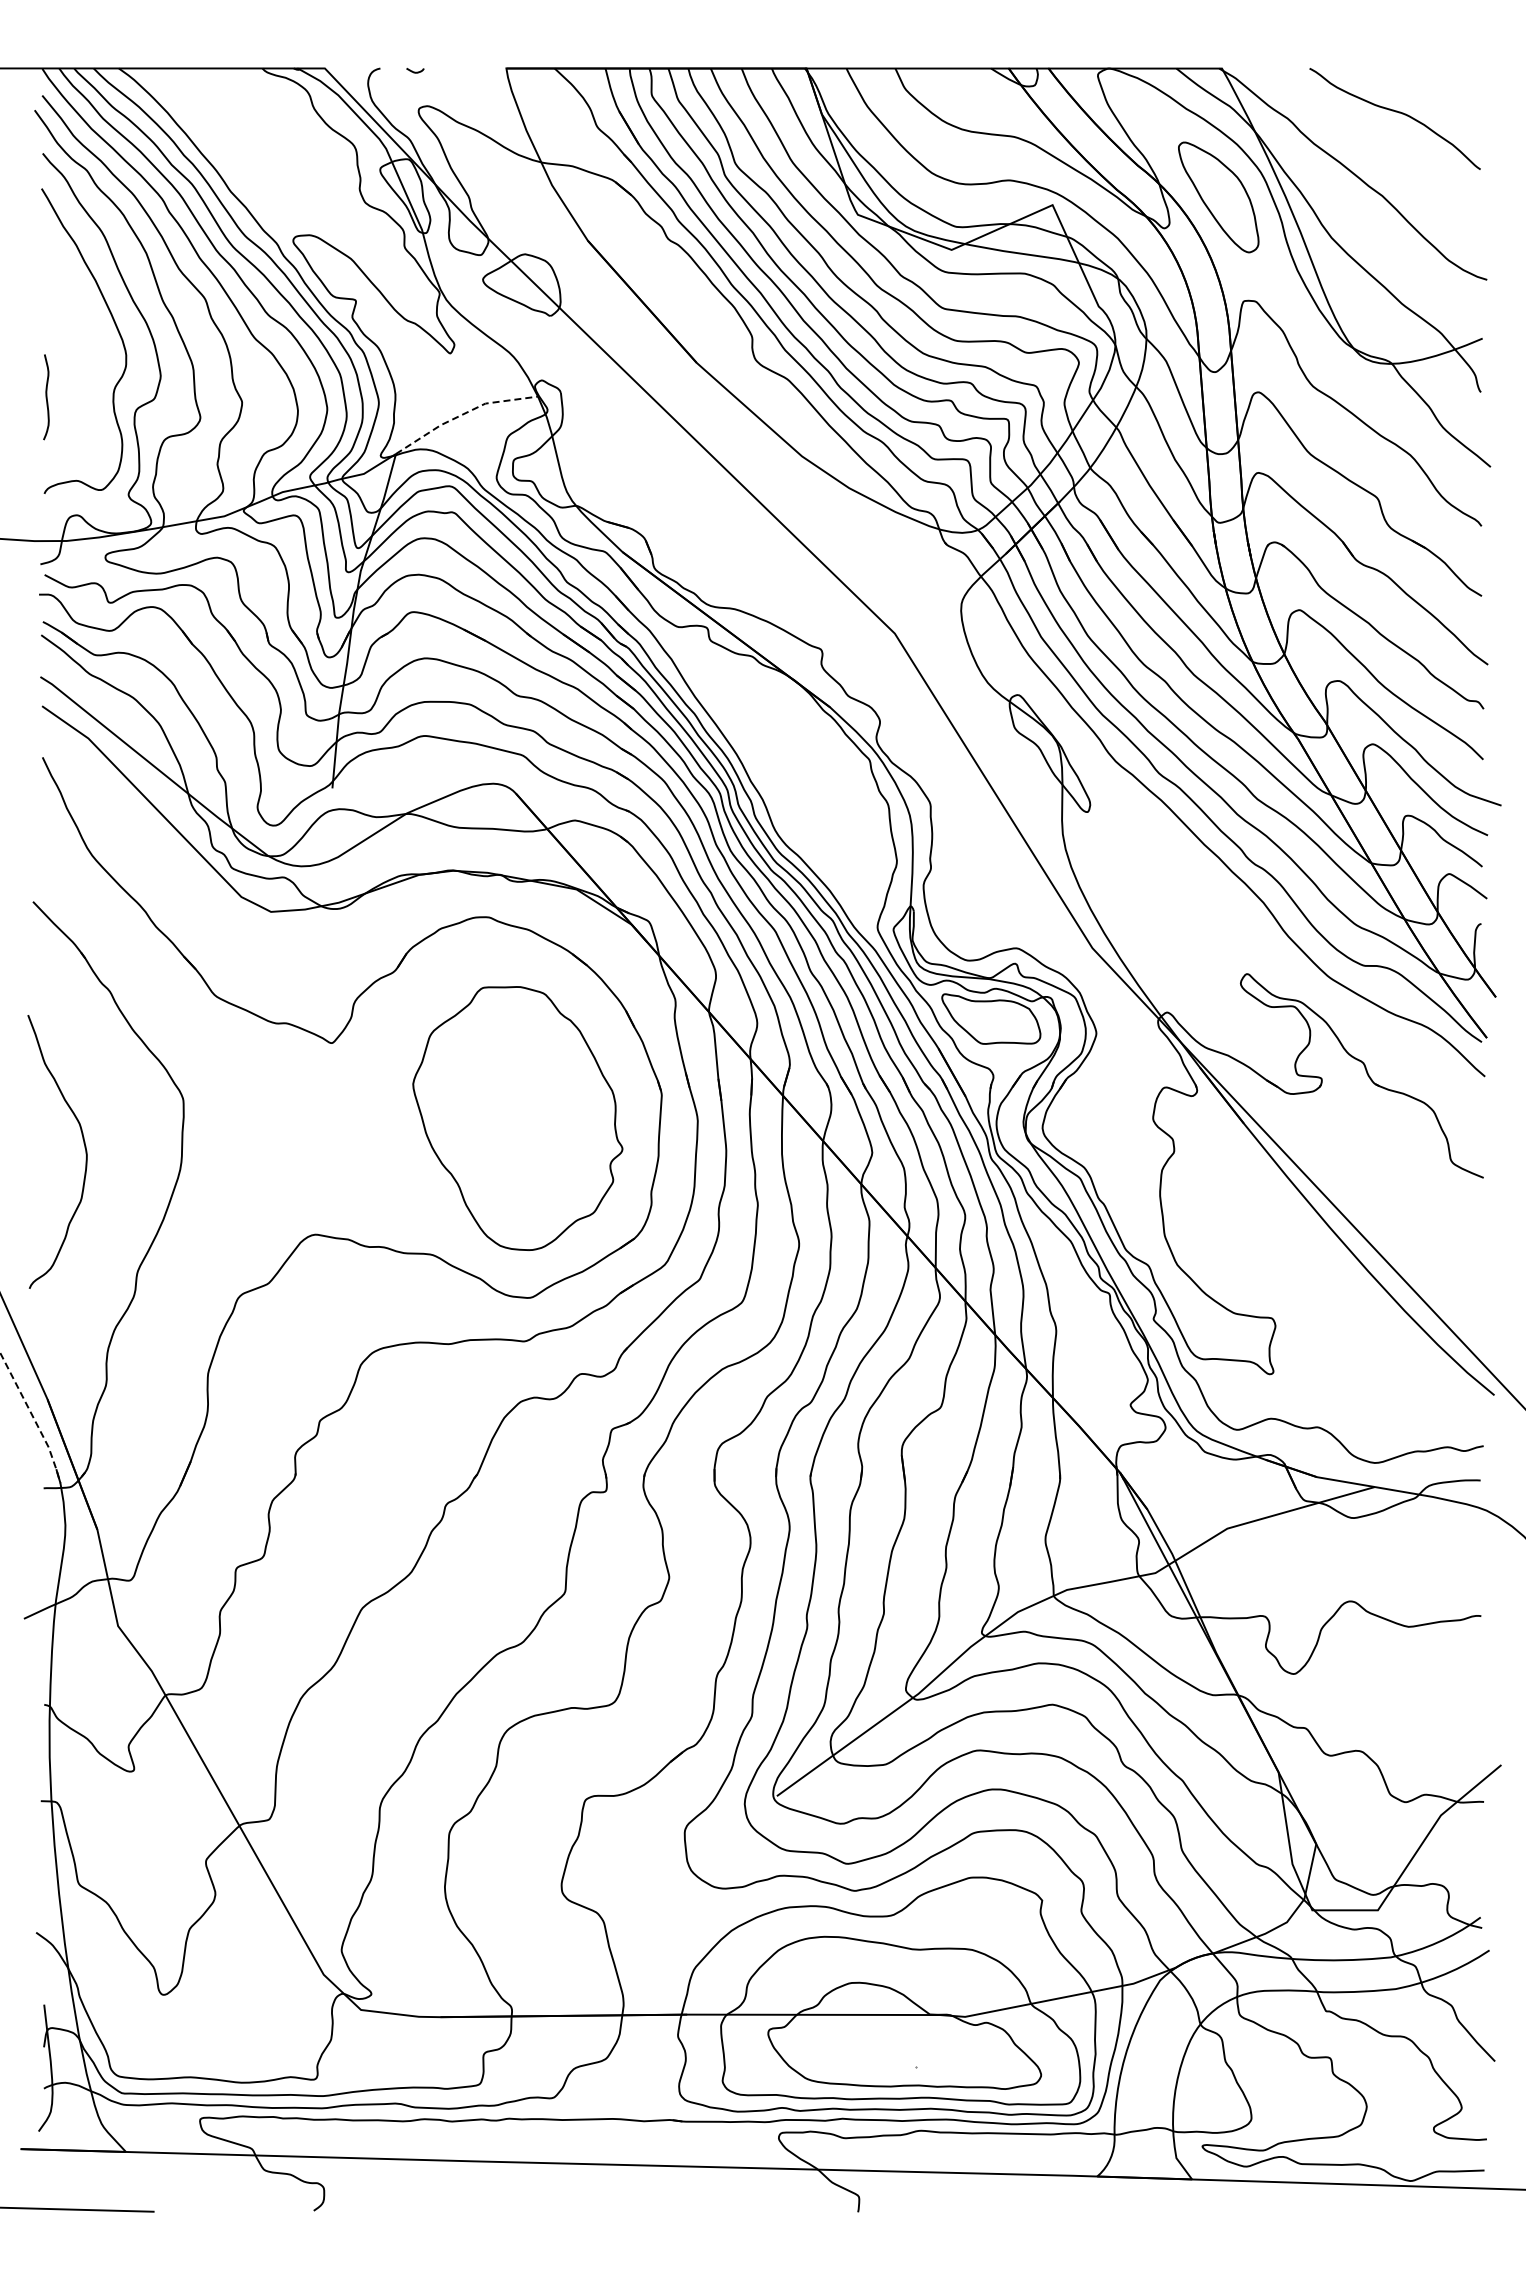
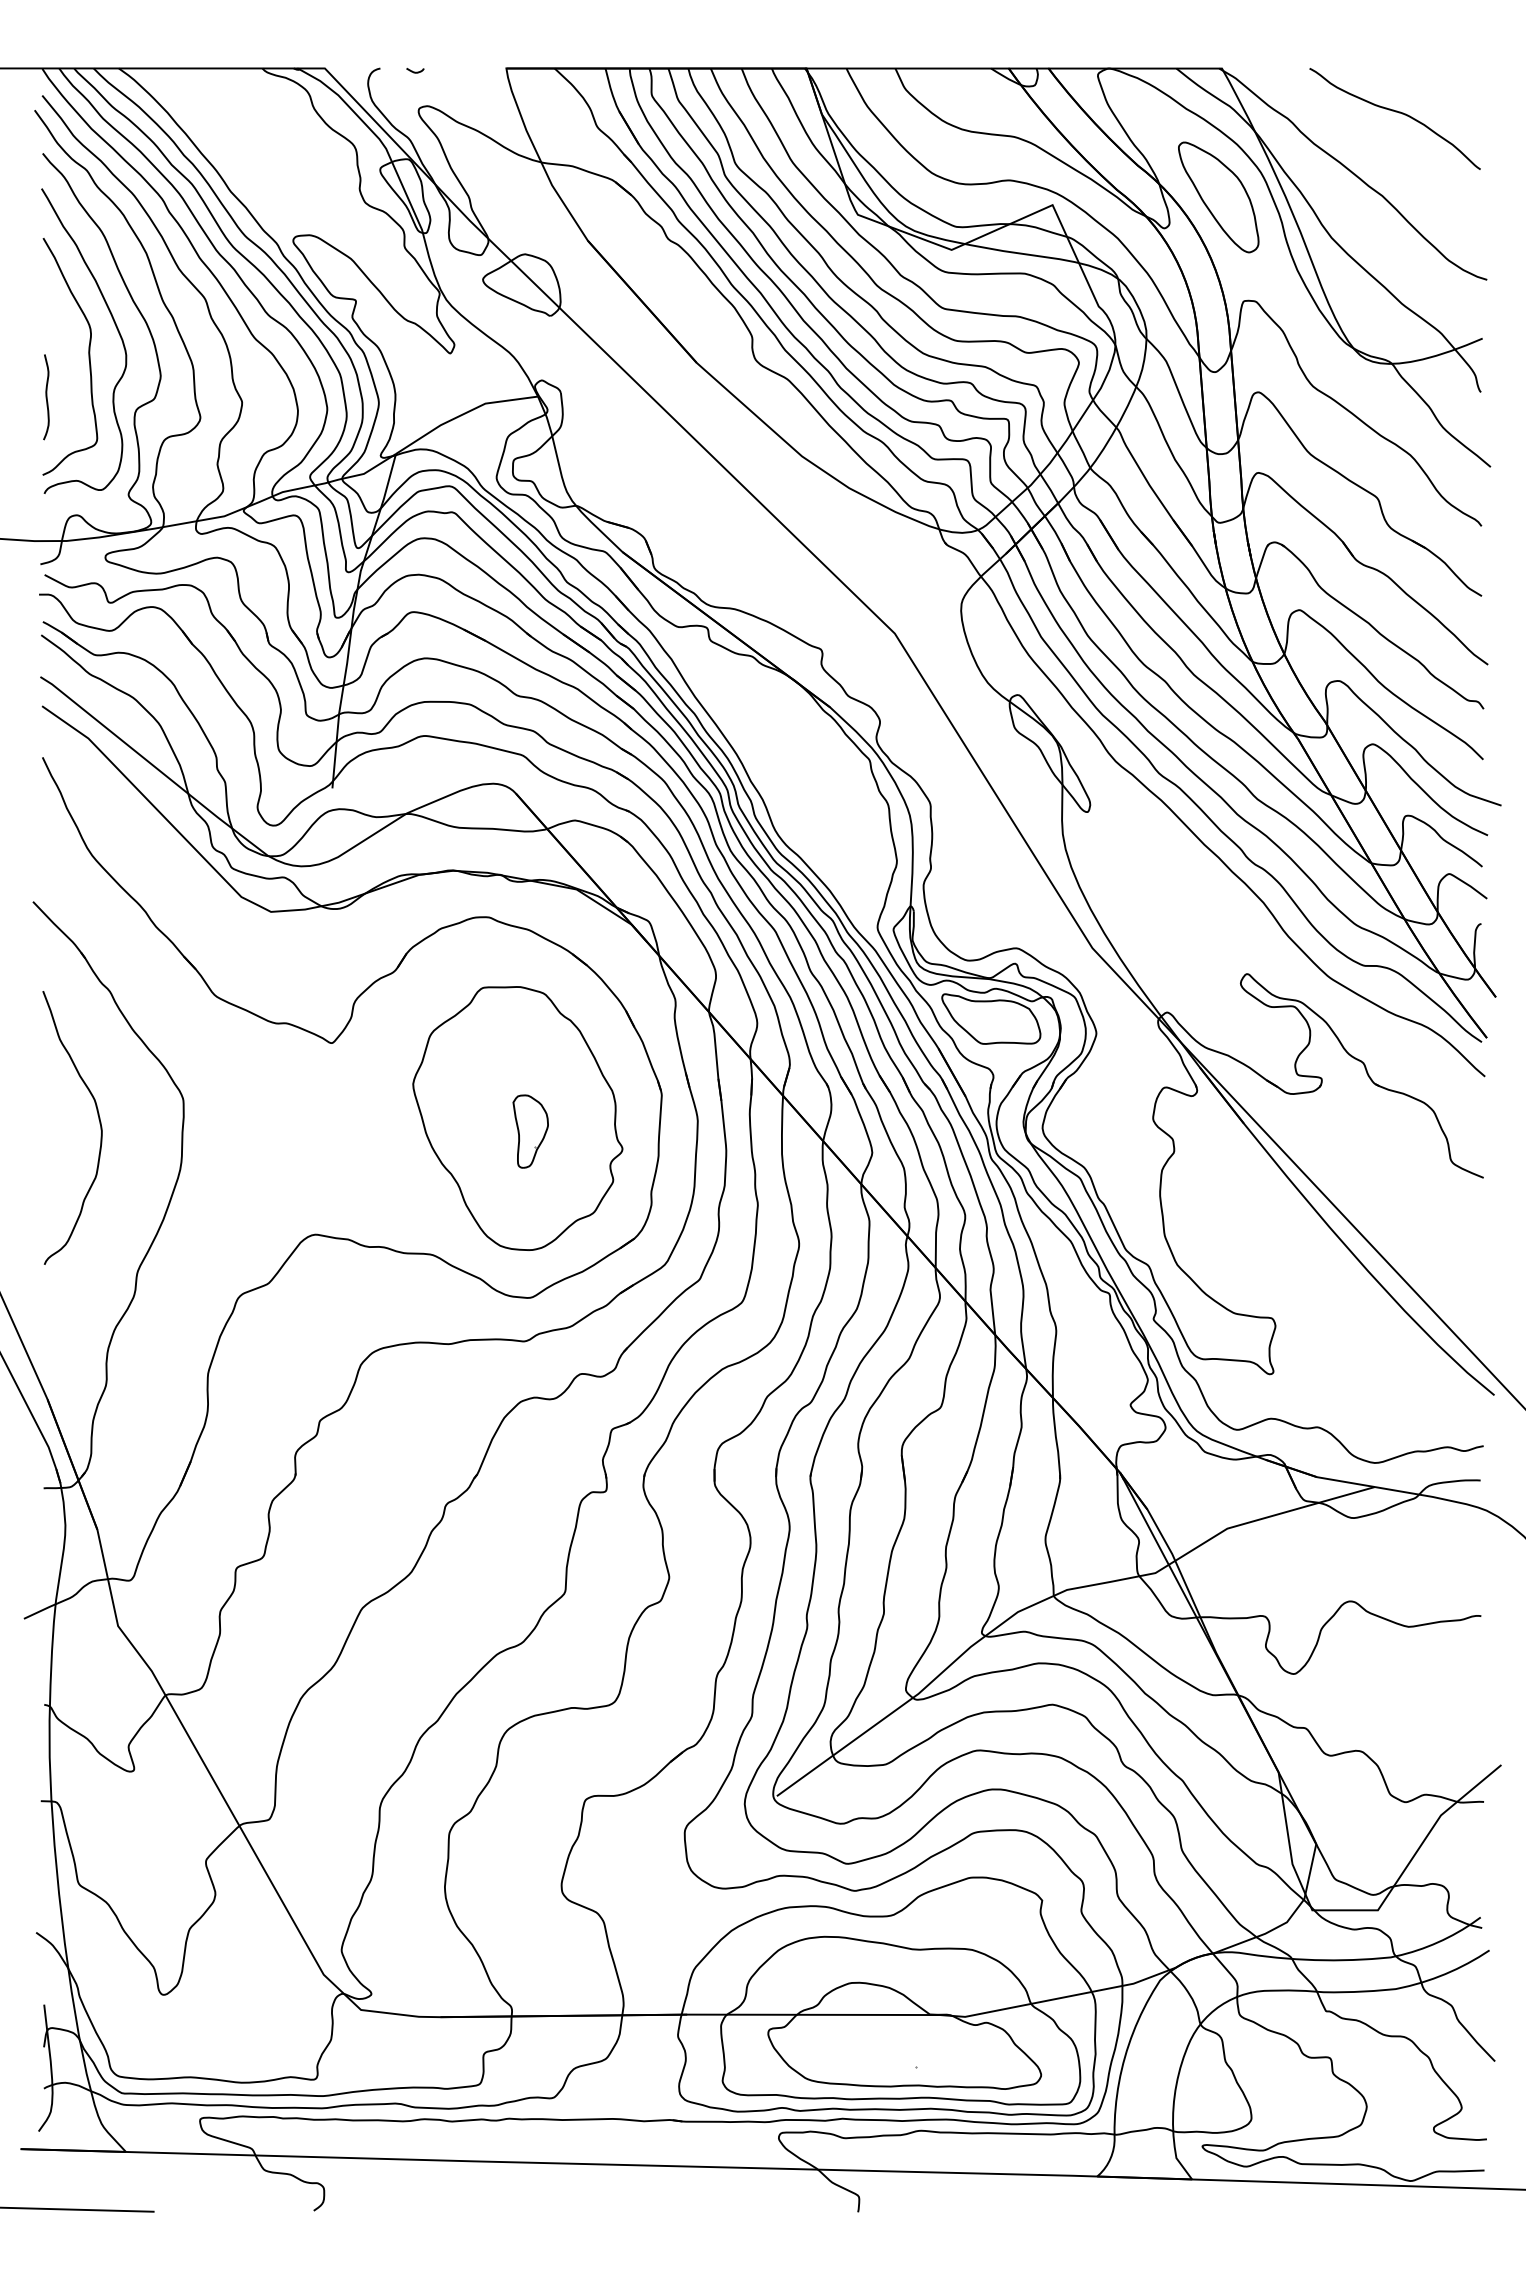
curve: none -> present (88, 356)
line: dashed -> solid (463, 414)
part: none -> present (530, 1131)
curve position: (84, 1148) -> (99, 1124) (99, 1124)
line: dashed -> solid (34, 1418)
